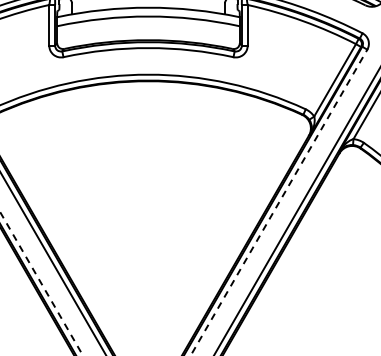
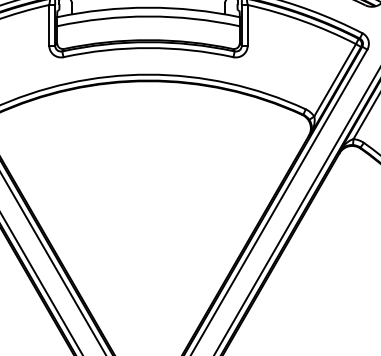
line: dashed -> solid (279, 202)
line: dashed -> solid (41, 283)
